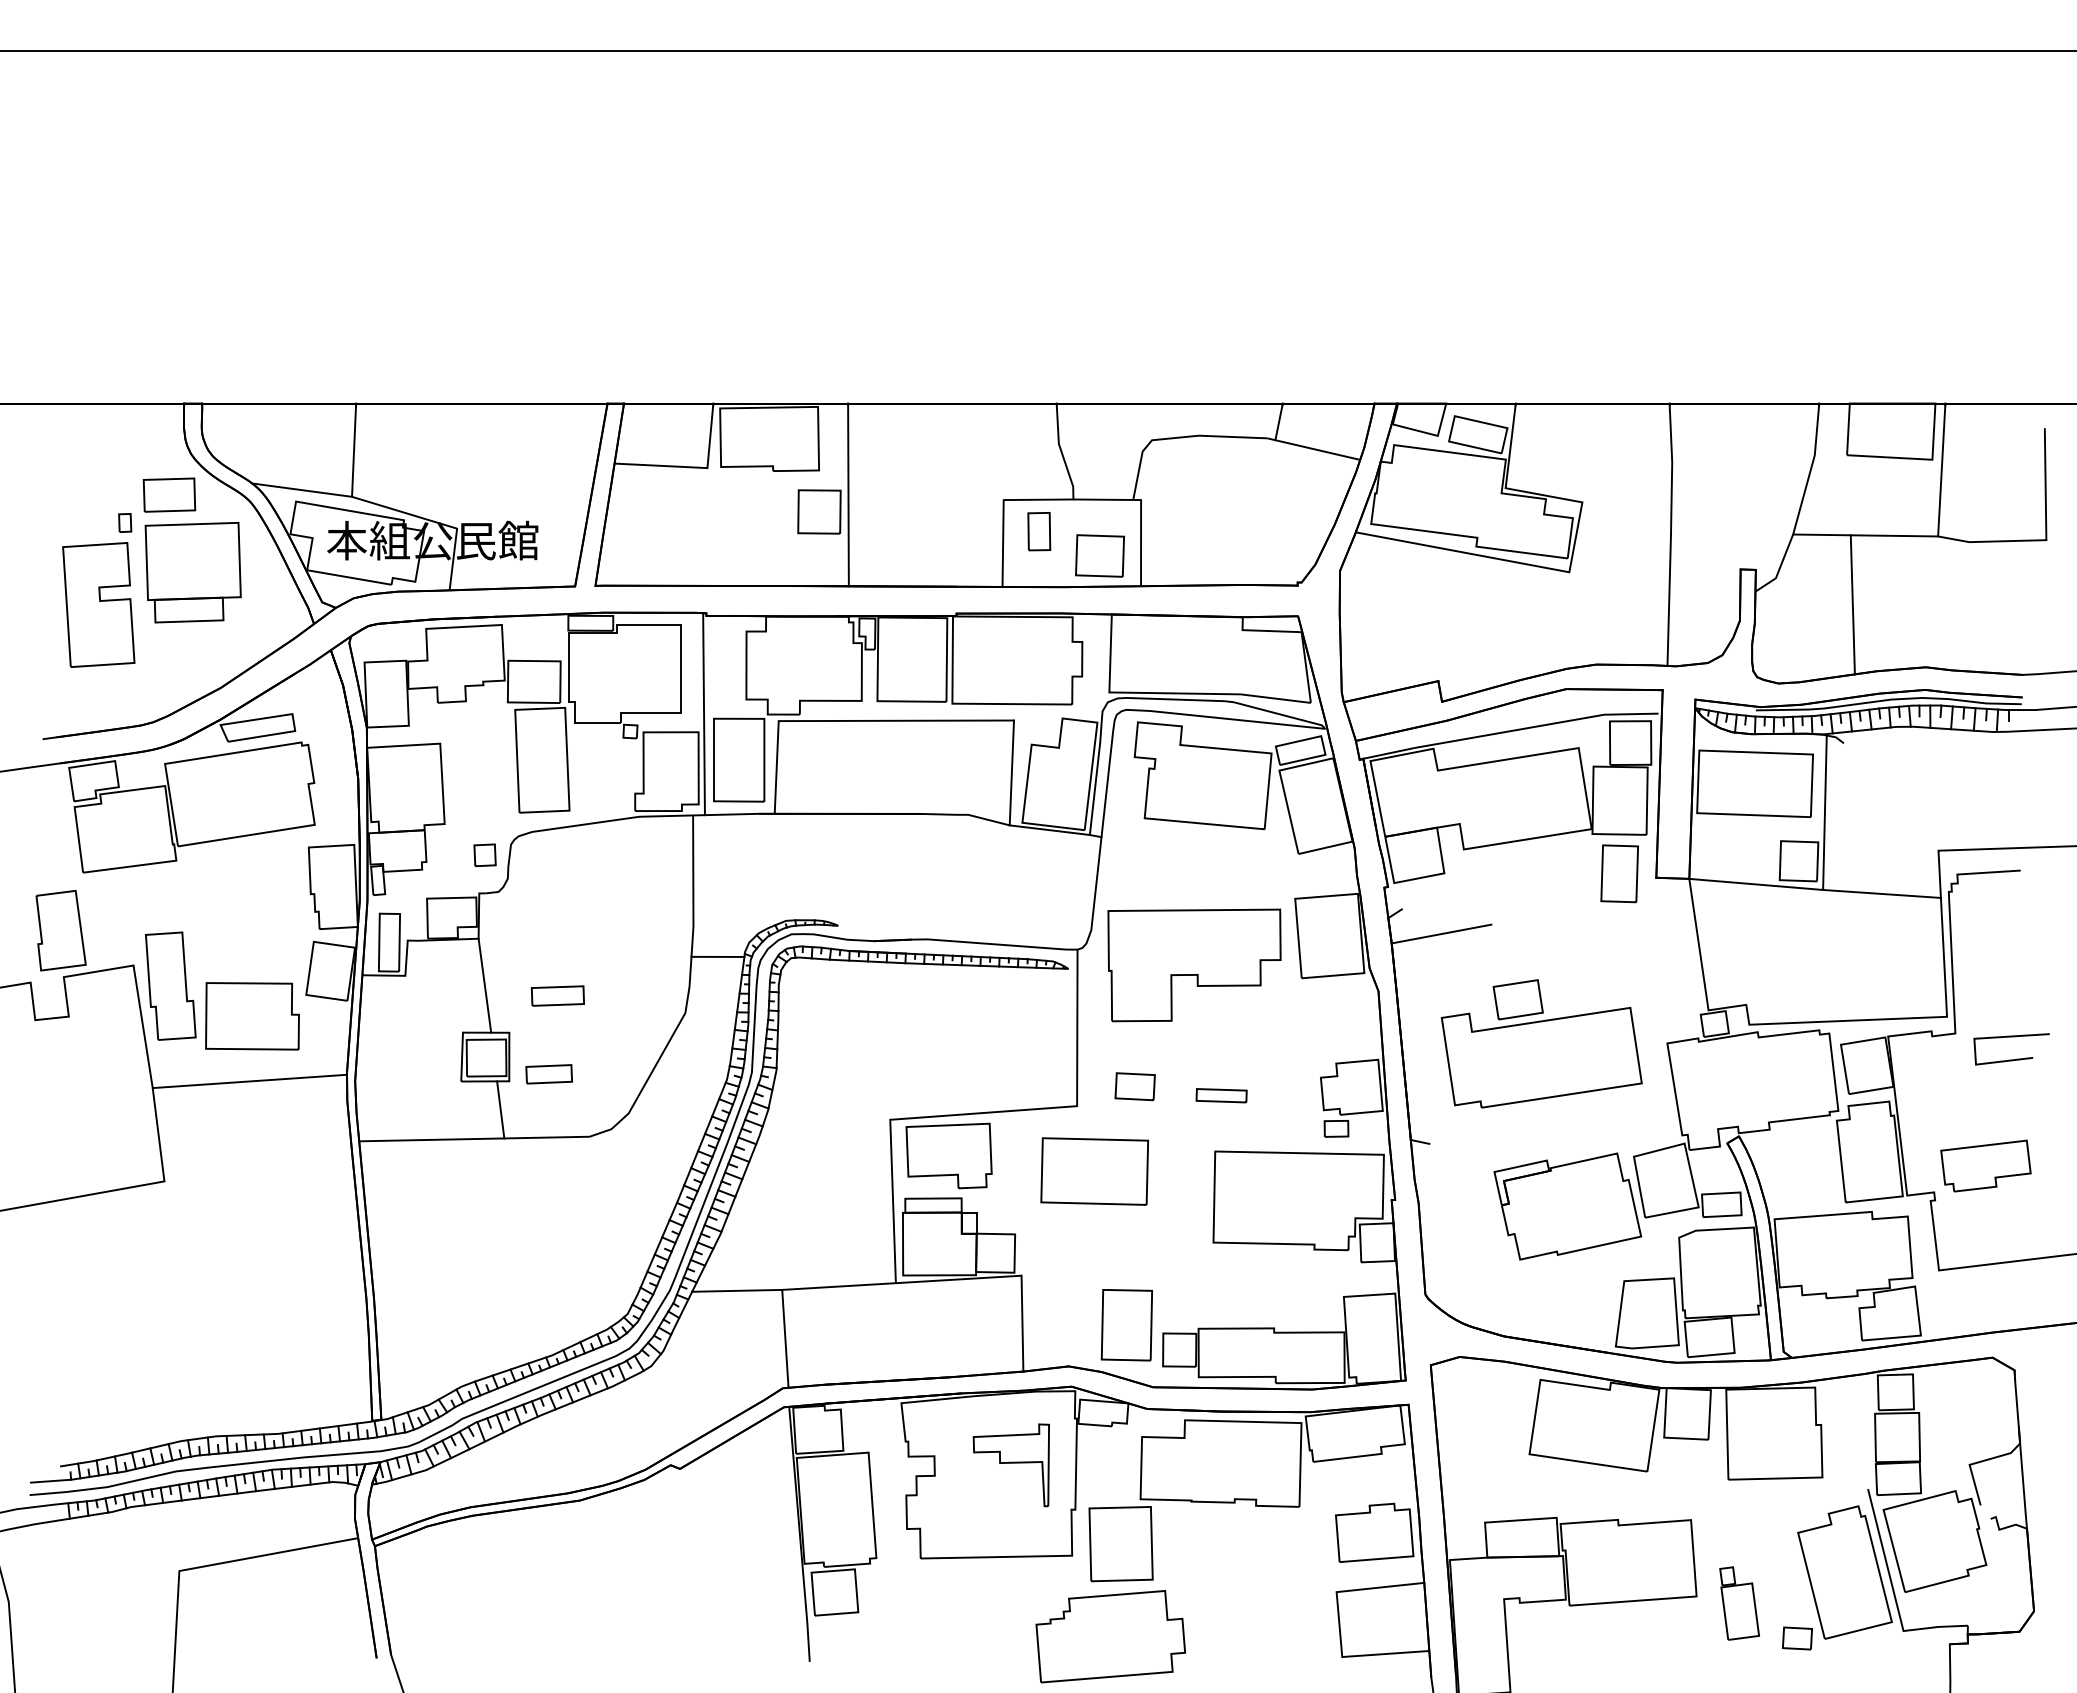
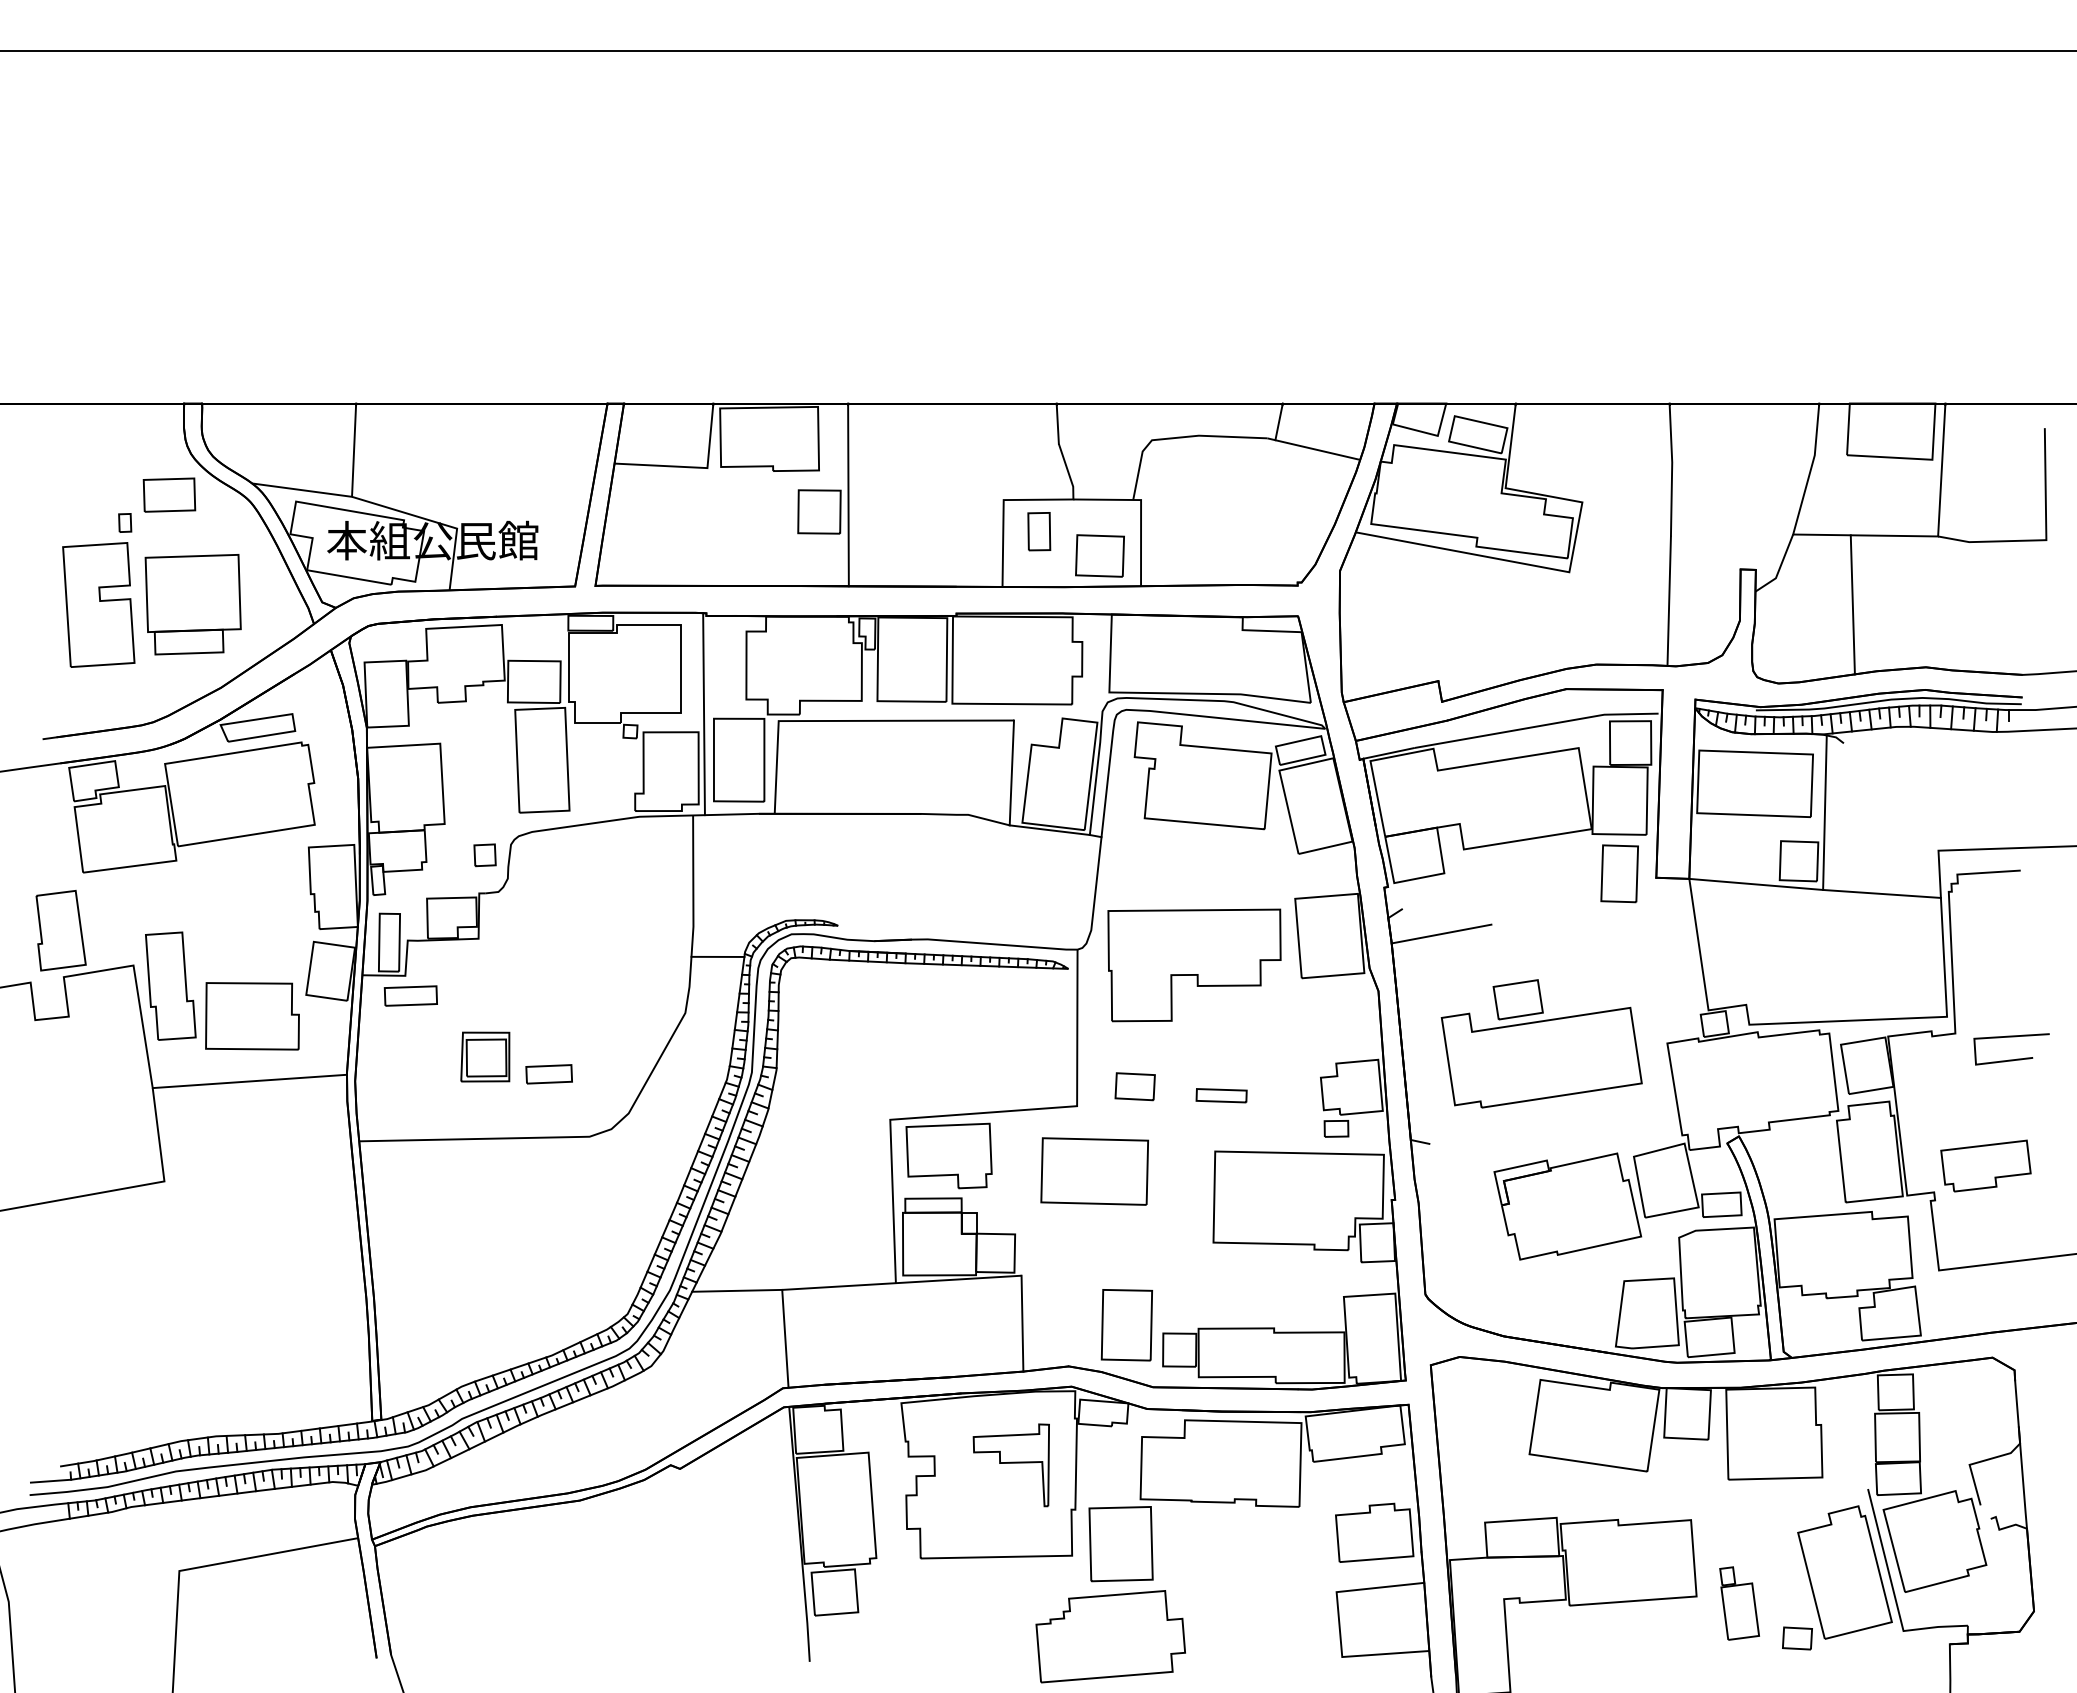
part position: (192, 572) -> (192, 604) (192, 604)
line: present -> none (484, 985)
part position: (557, 995) -> (410, 995) (410, 995)
line: present -> none (500, 1109)
